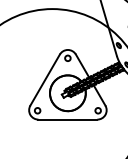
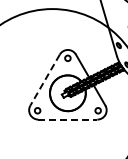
line: solid -> dashed (44, 80)
line: solid -> dashed (68, 119)
